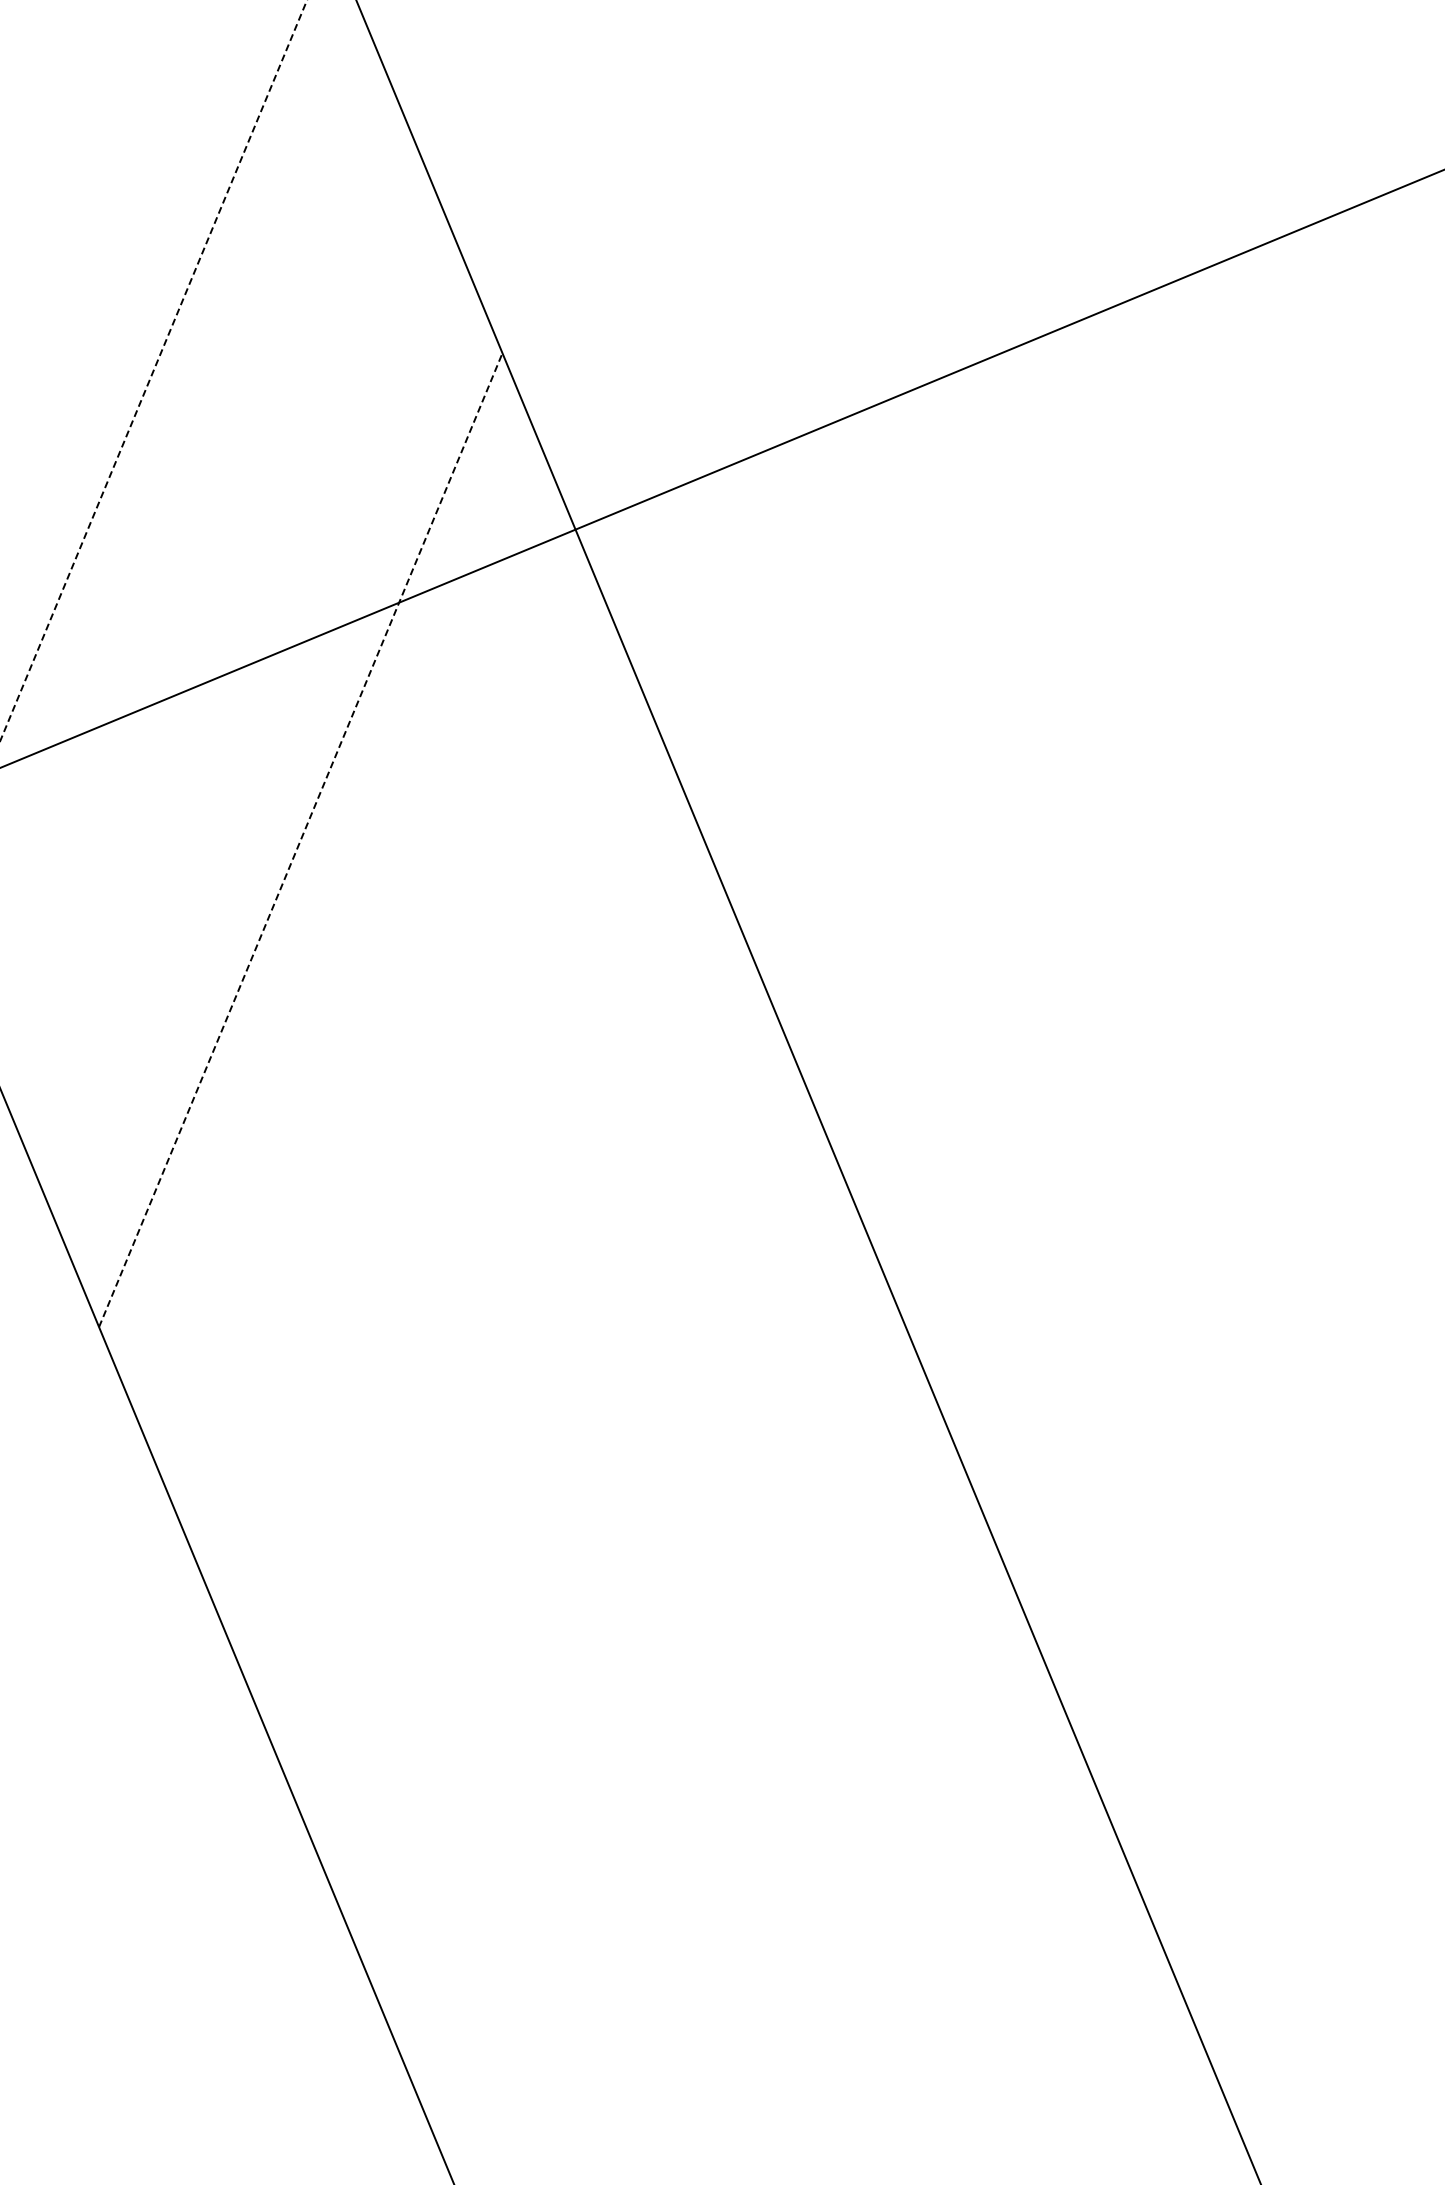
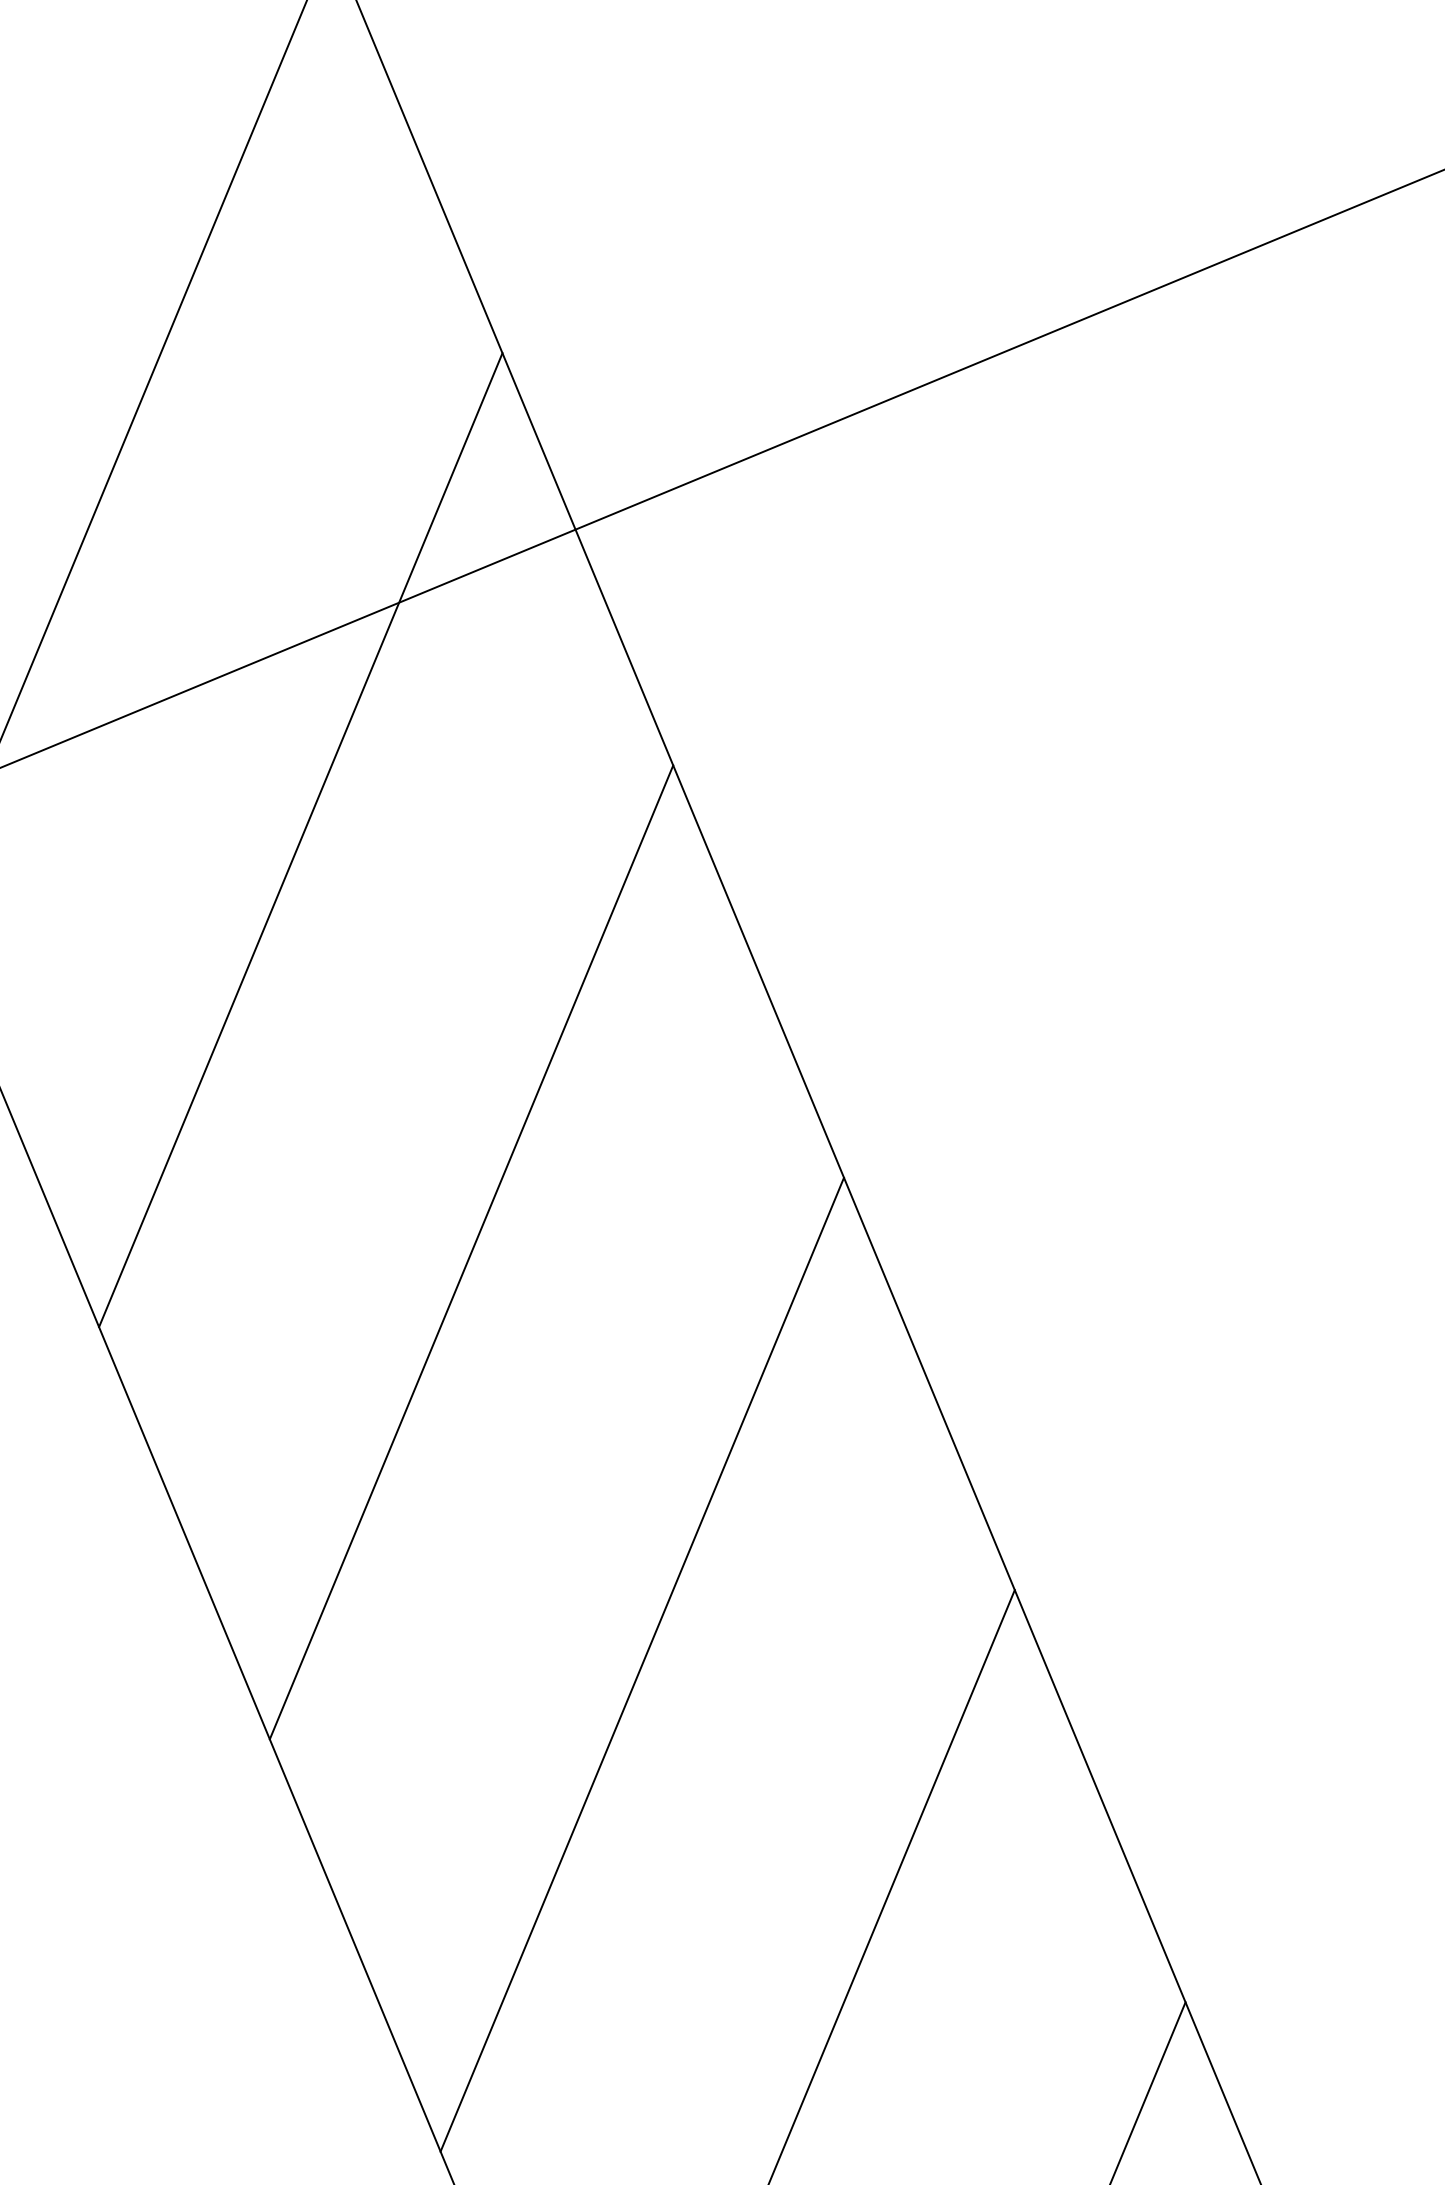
line: dashed -> solid (153, 370)
line: dashed -> solid (300, 839)
line: none -> present (471, 1252)
line: none -> present (641, 1664)
line: none -> present (891, 1885)
line: none -> present (1148, 2091)
